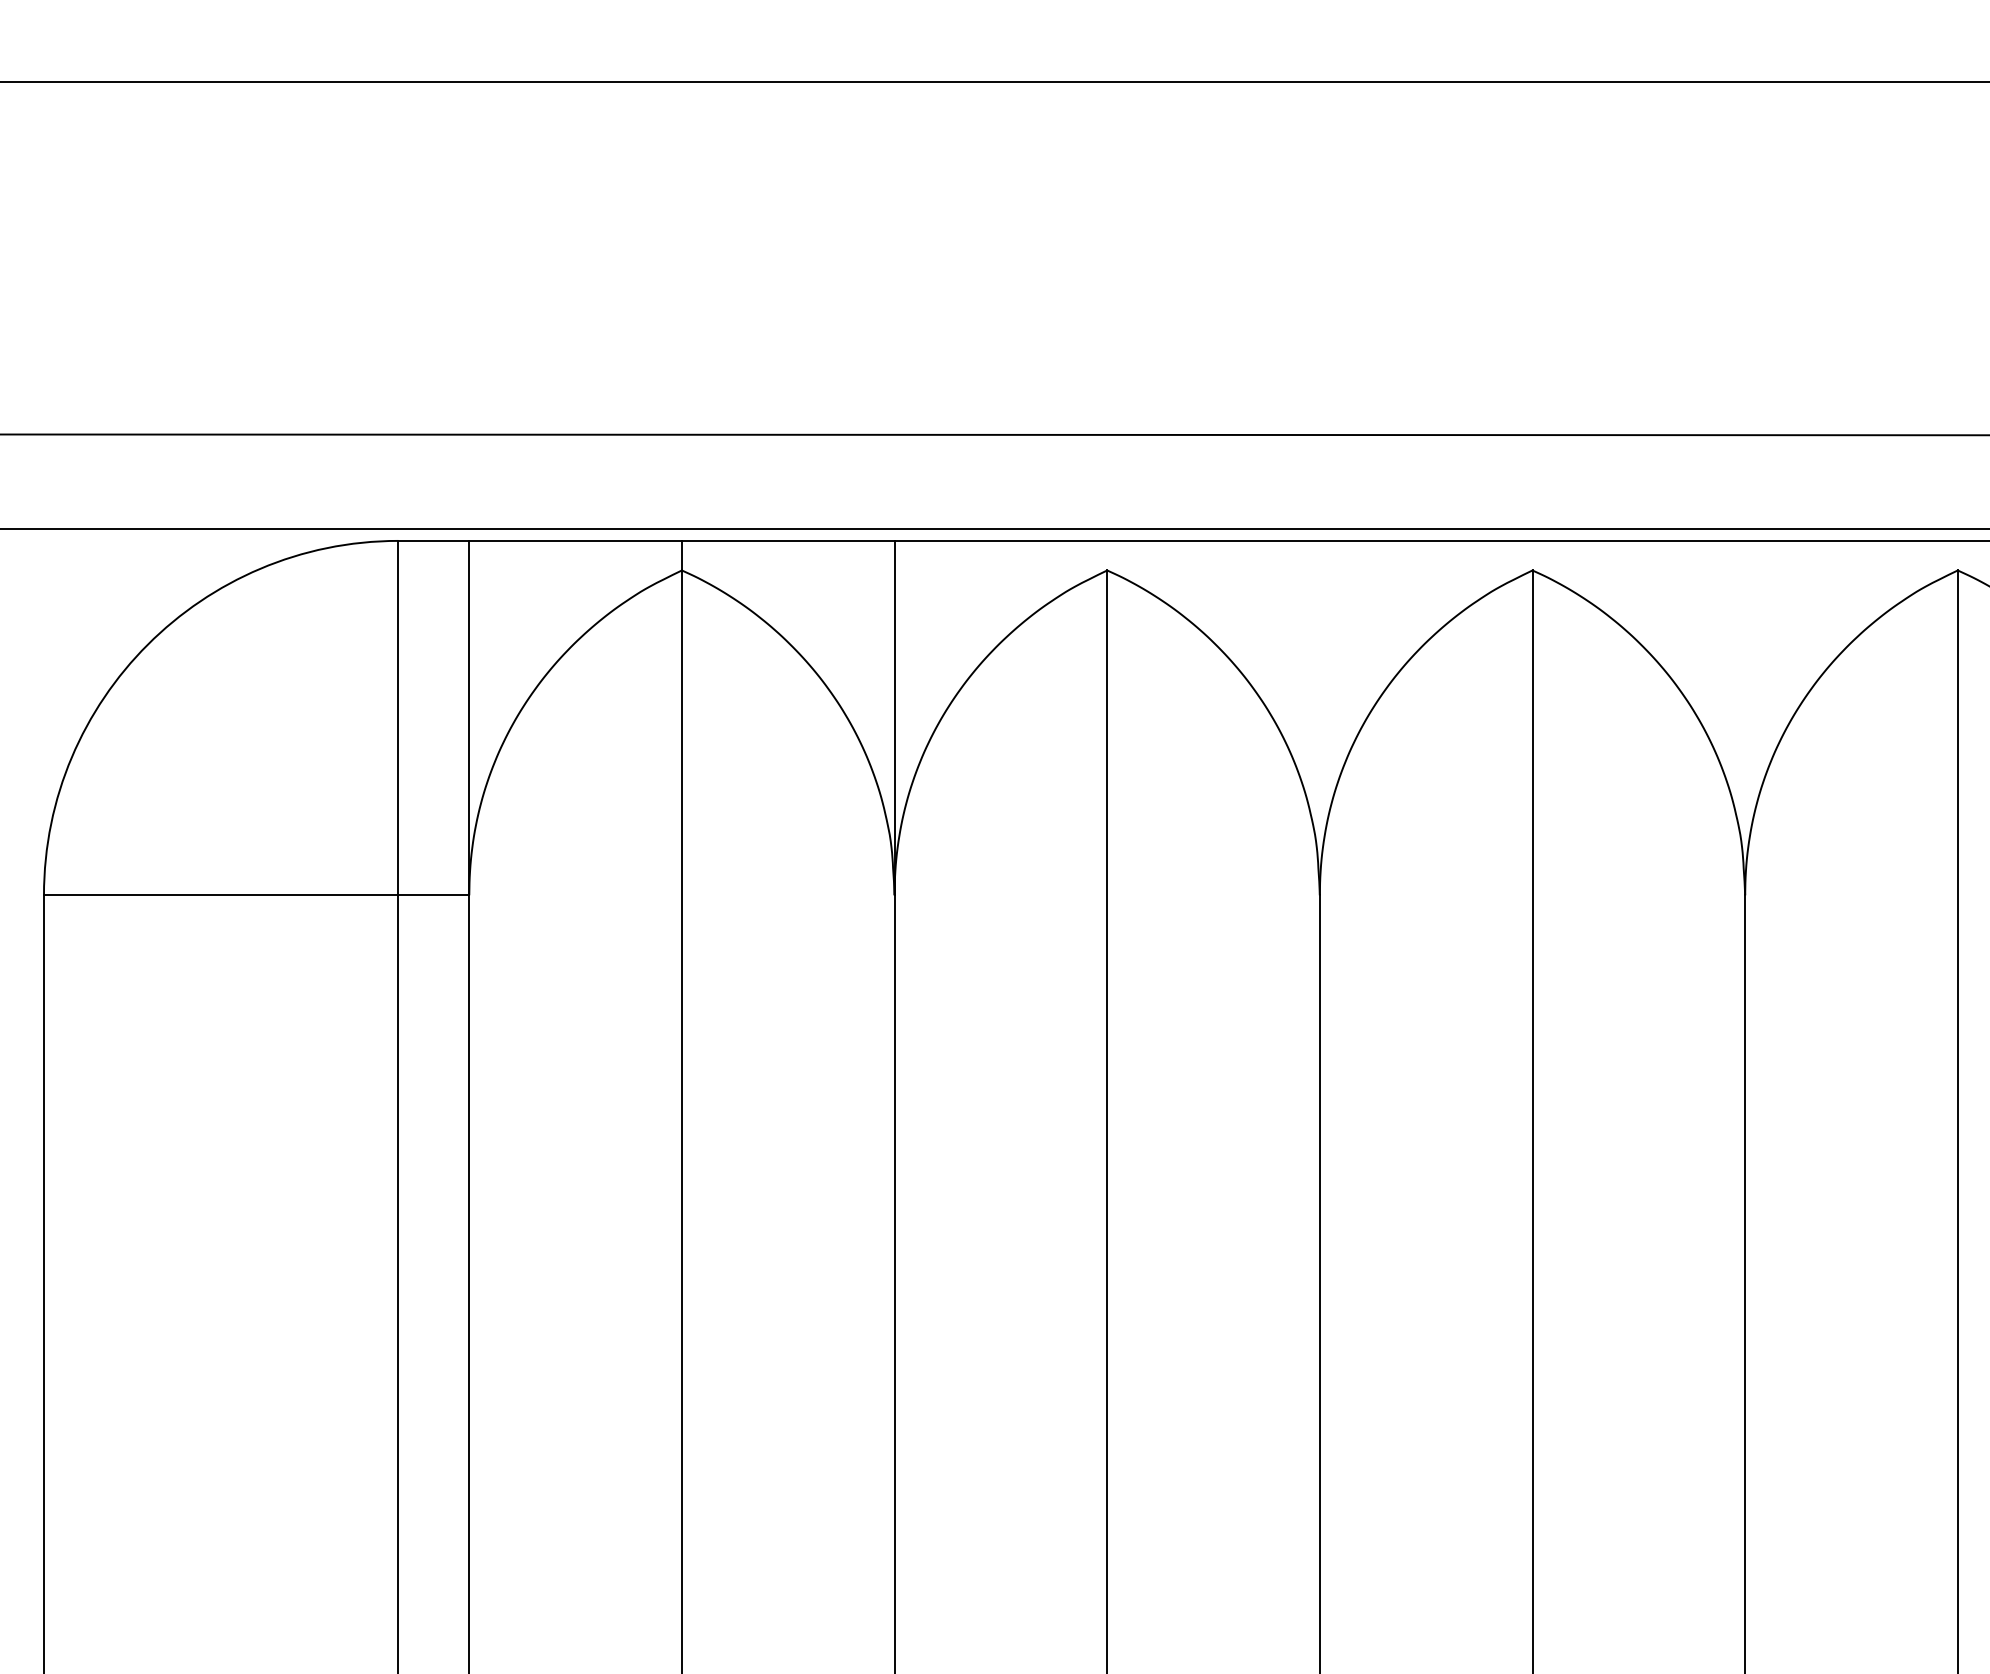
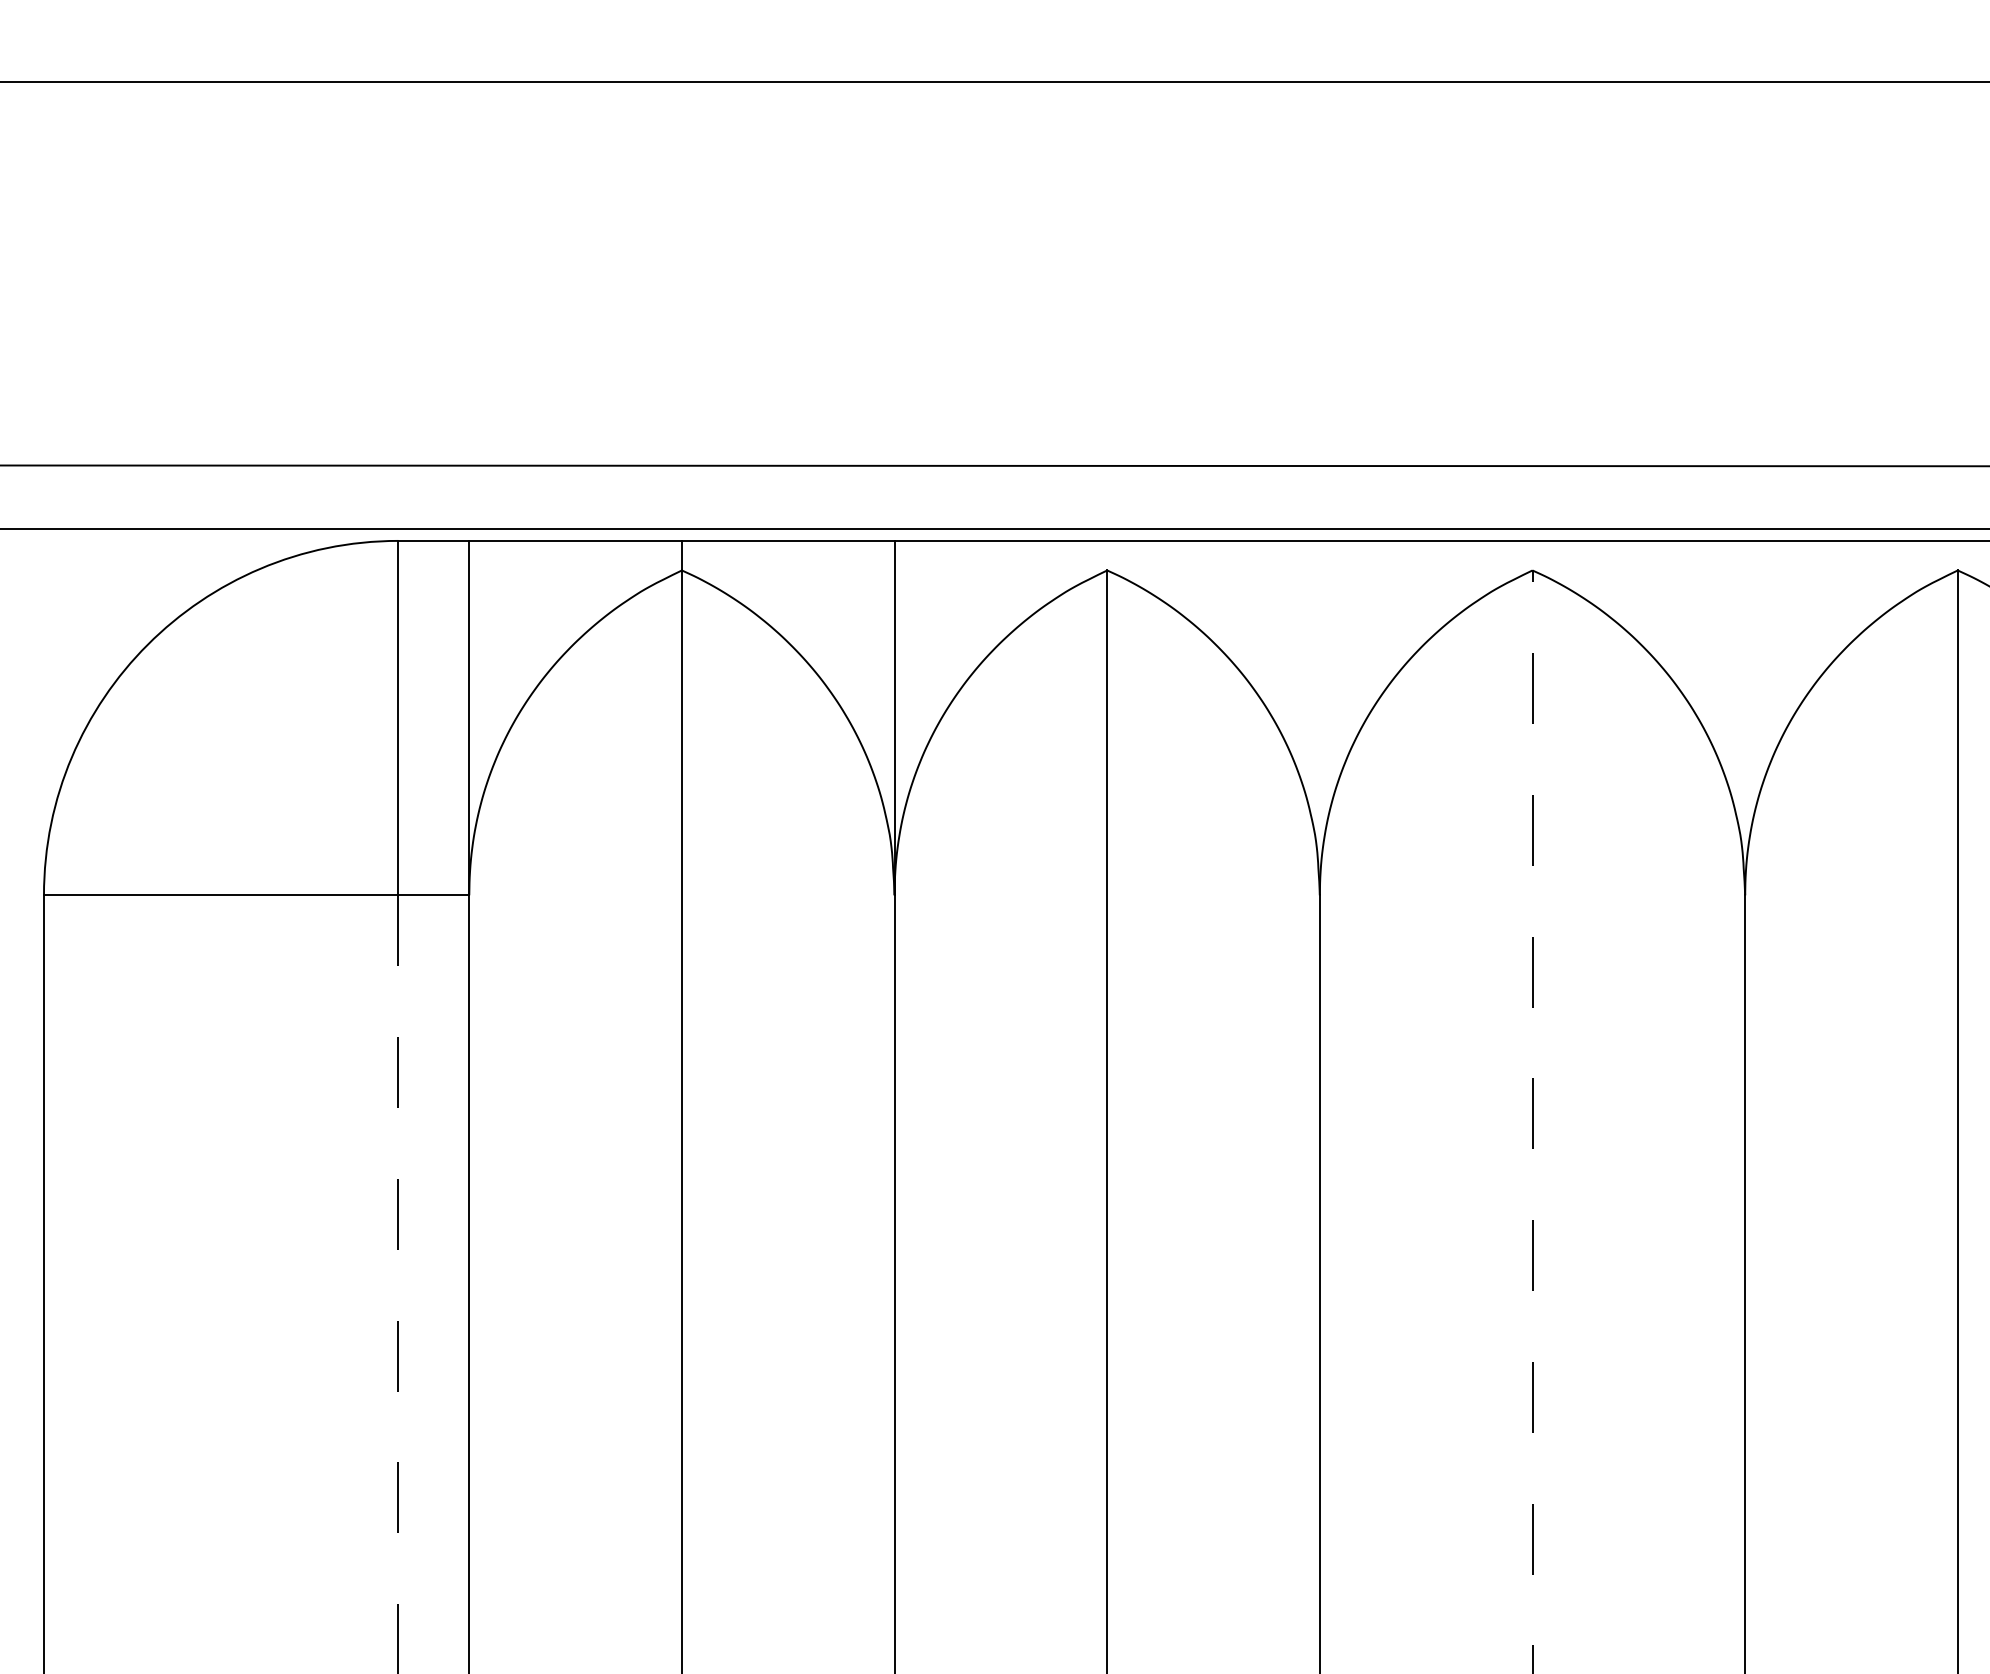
line position: (994, 434) -> (994, 465) (994, 465)
line: solid -> dashed (1532, 1121)
line: solid -> dashed (398, 1284)
